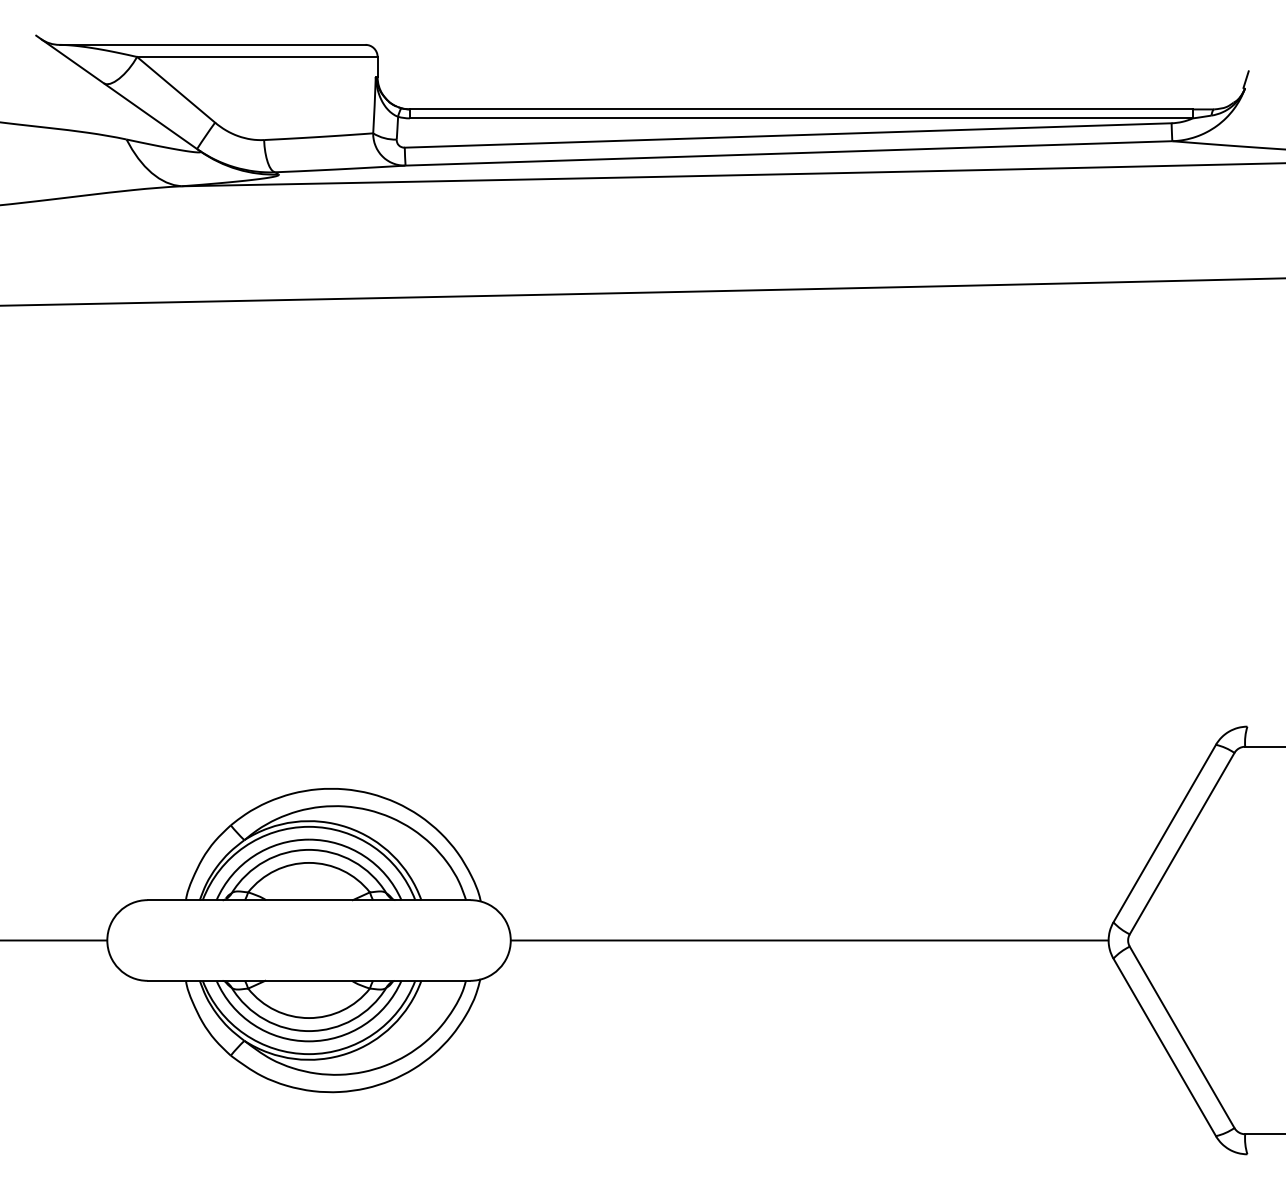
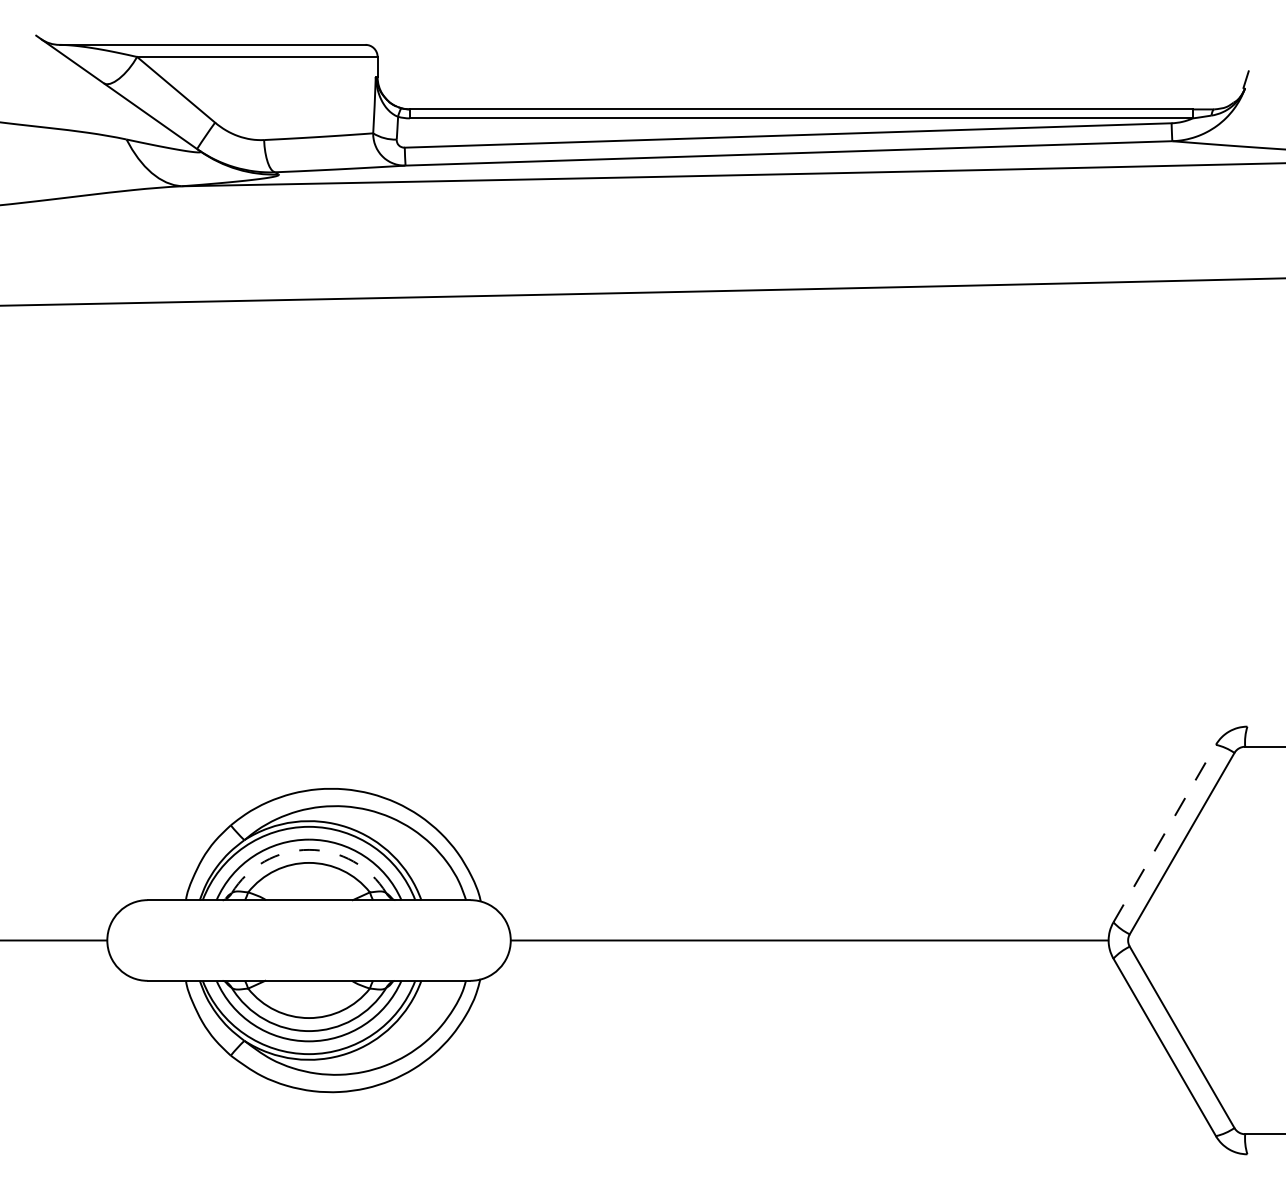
line: solid -> dashed (1164, 833)
arc: solid -> dashed (309, 849)
